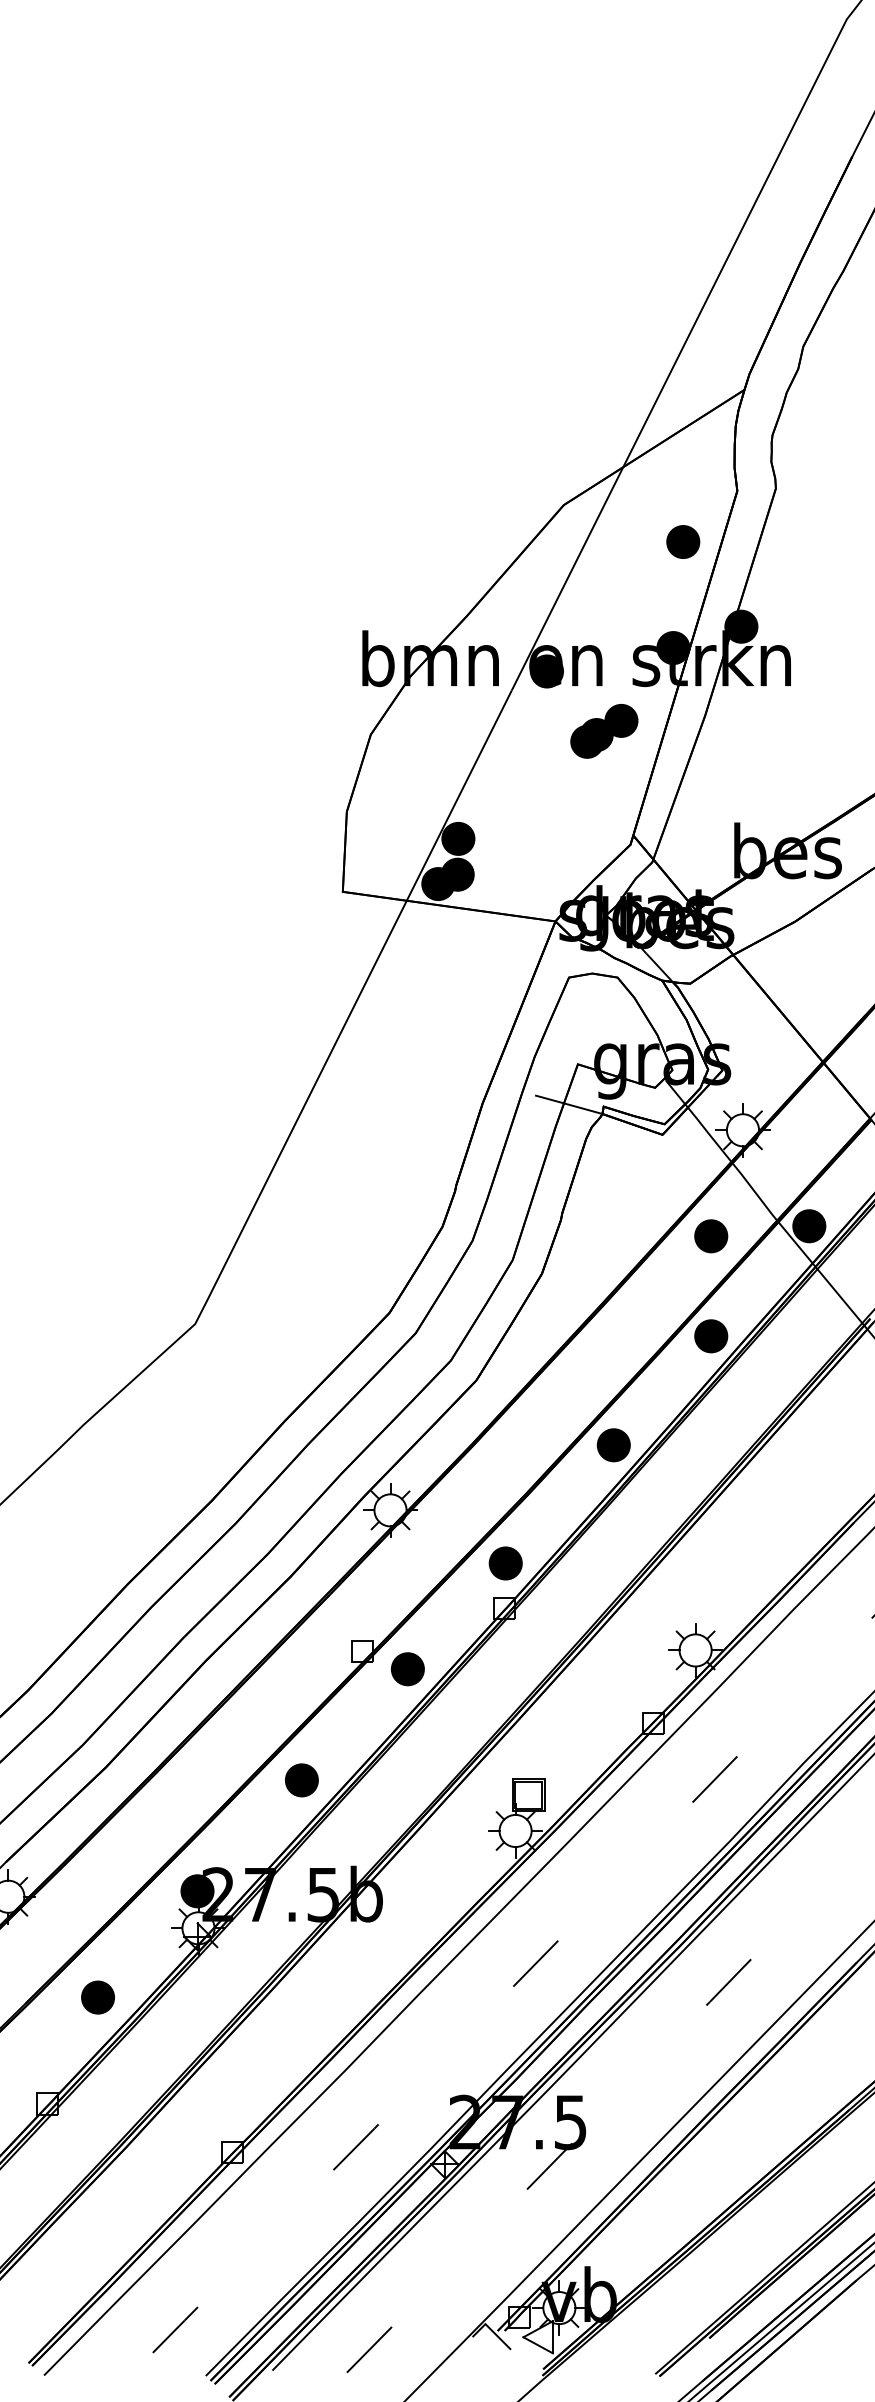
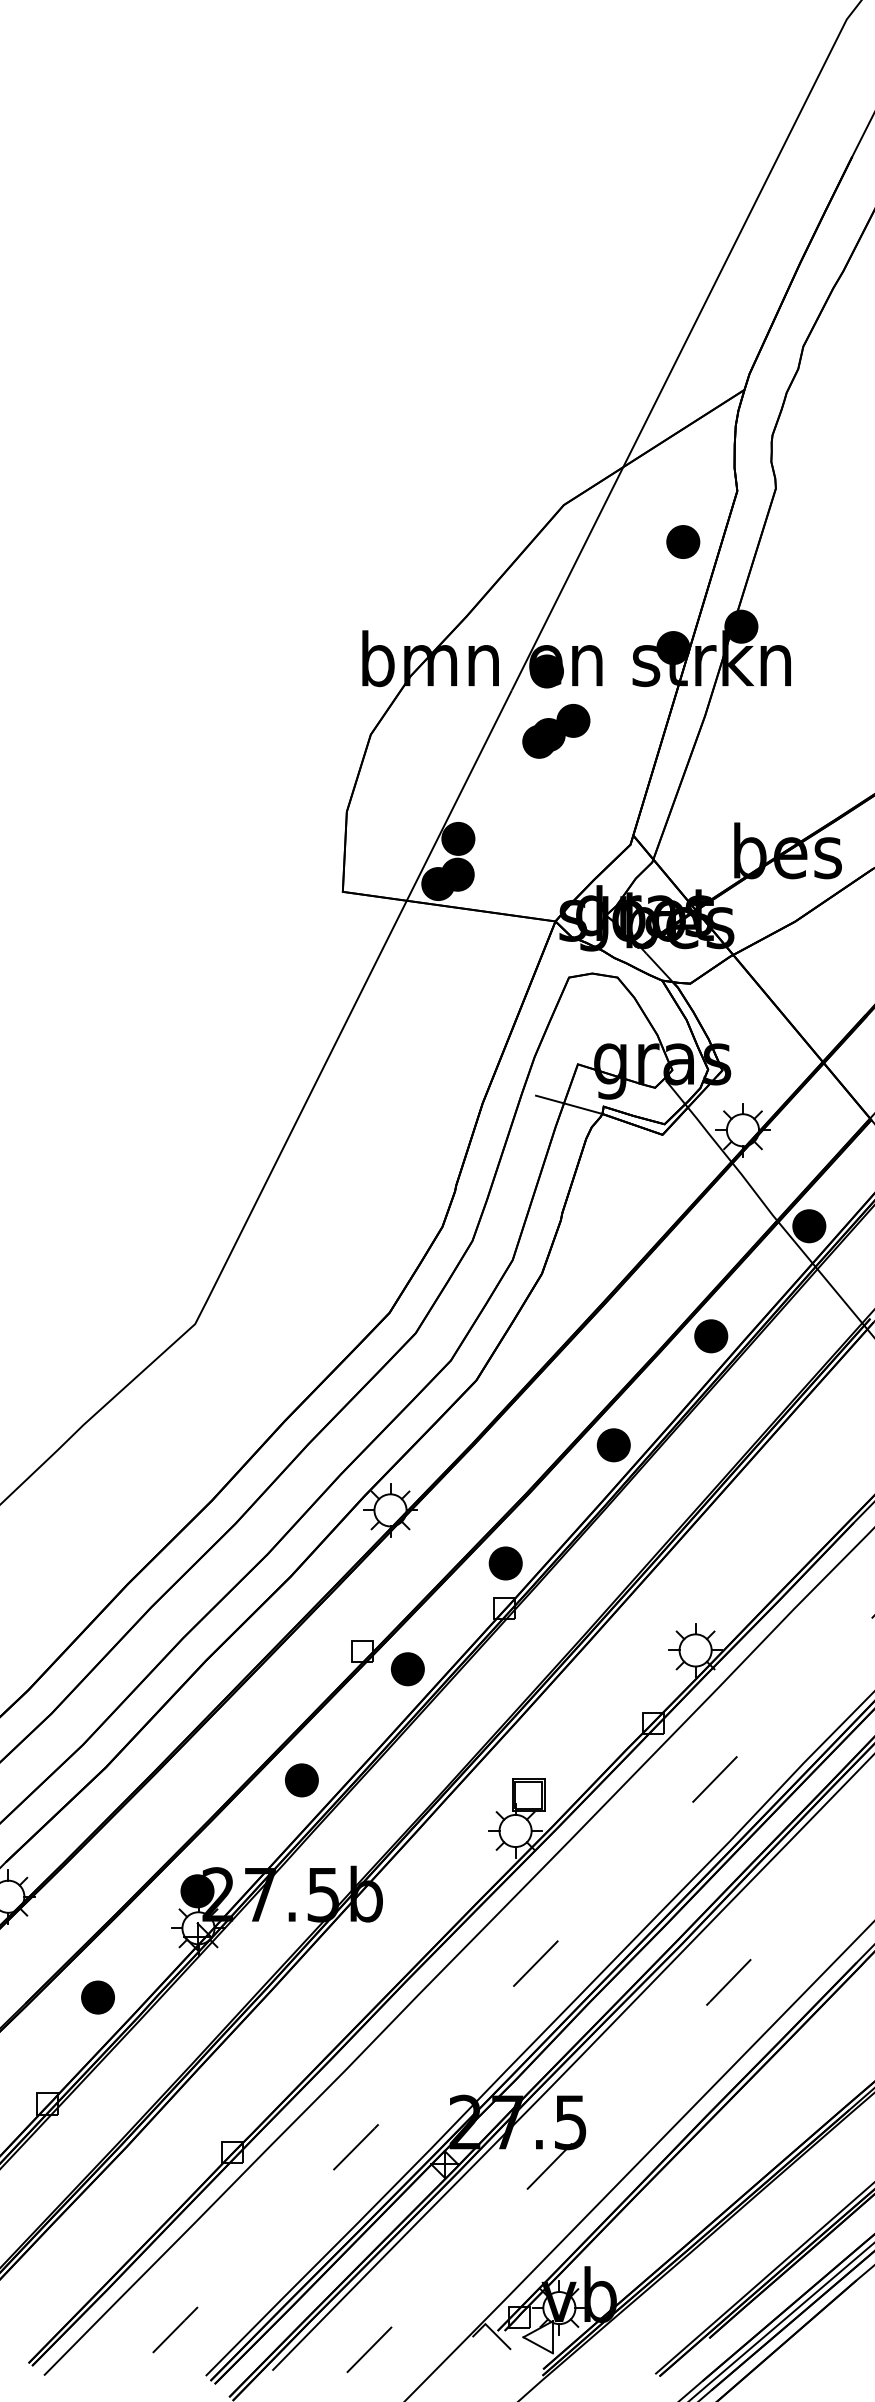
part position: (604, 731) -> (556, 731) (556, 731)
part: present -> none (711, 1236)
